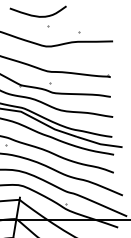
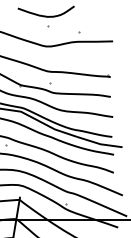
curve position: (37, 15) -> (45, 15) (45, 15)
